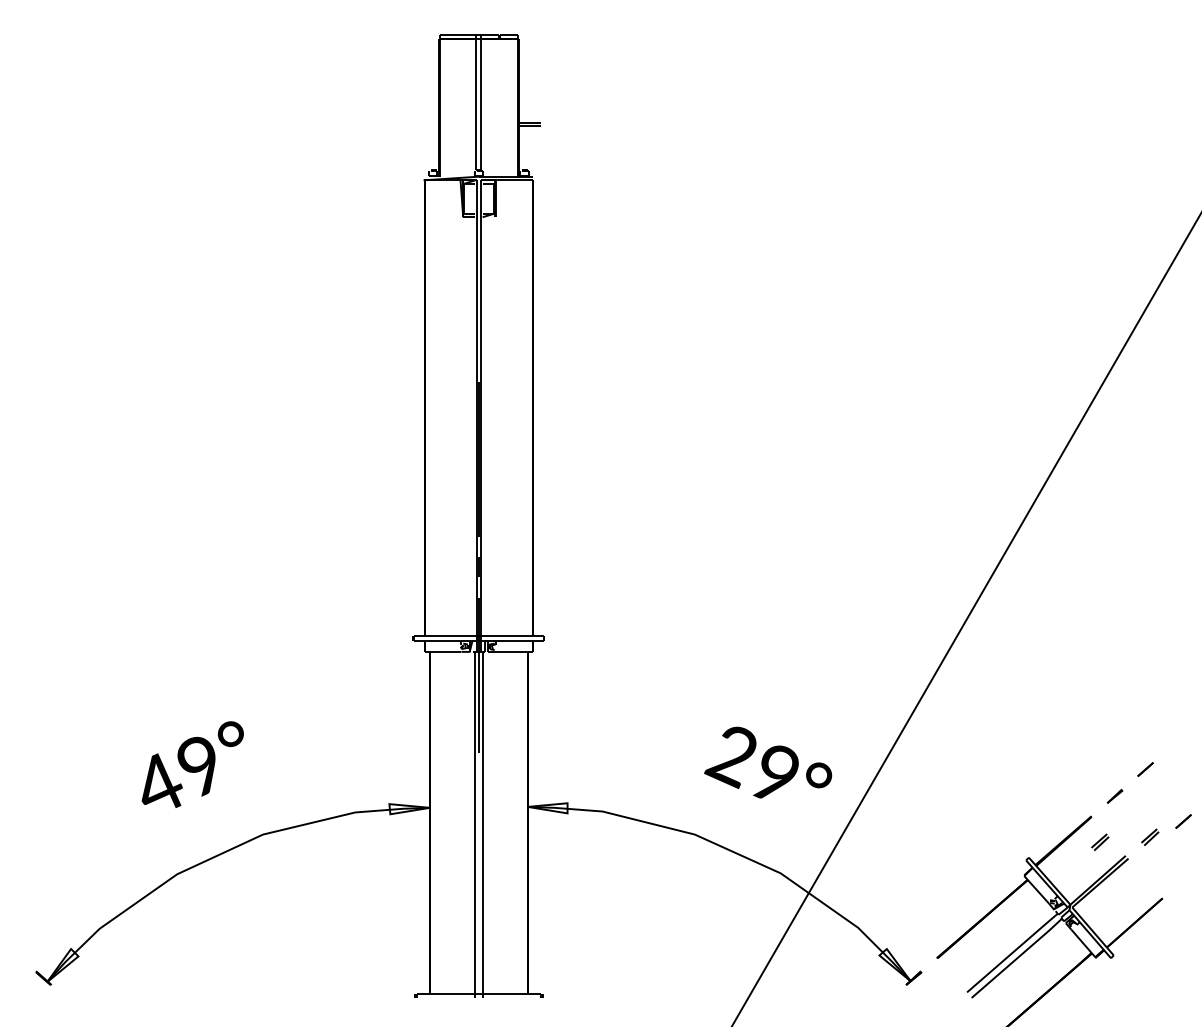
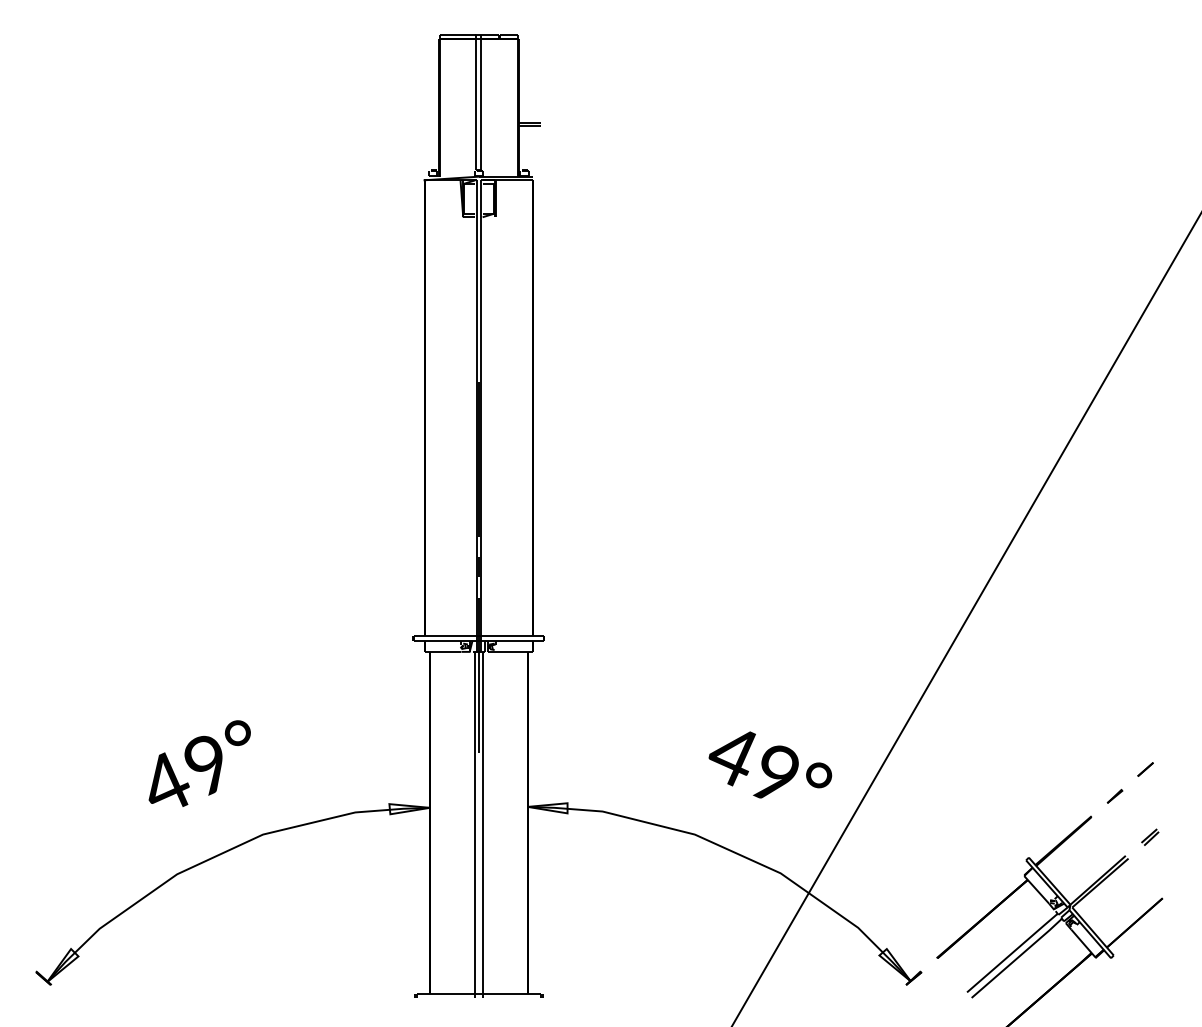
text: 29° -> 49° (730, 757)
text position: (192, 764) -> (199, 763) (199, 763)
line: present -> none (1183, 821)
part: present -> none (1100, 841)
